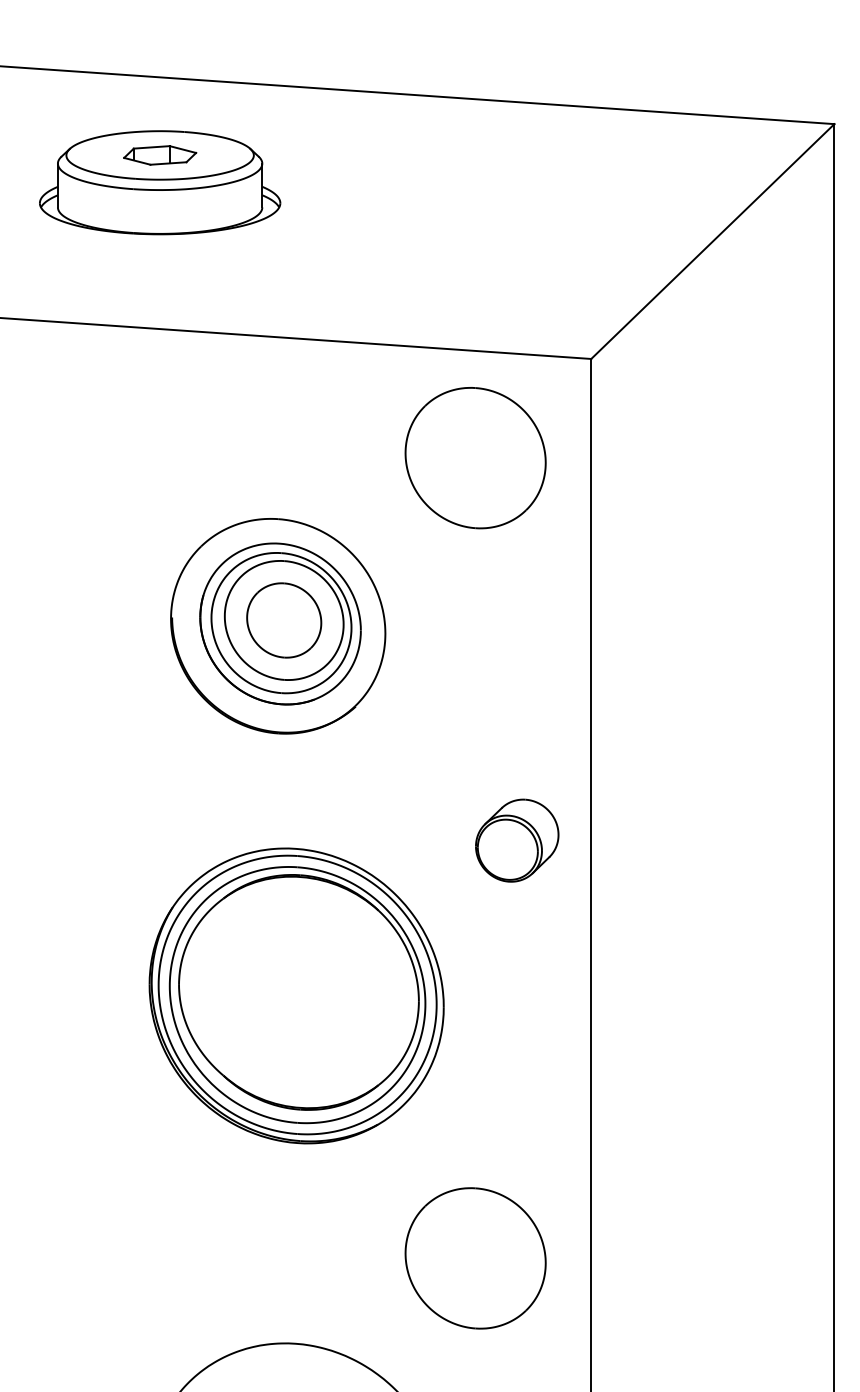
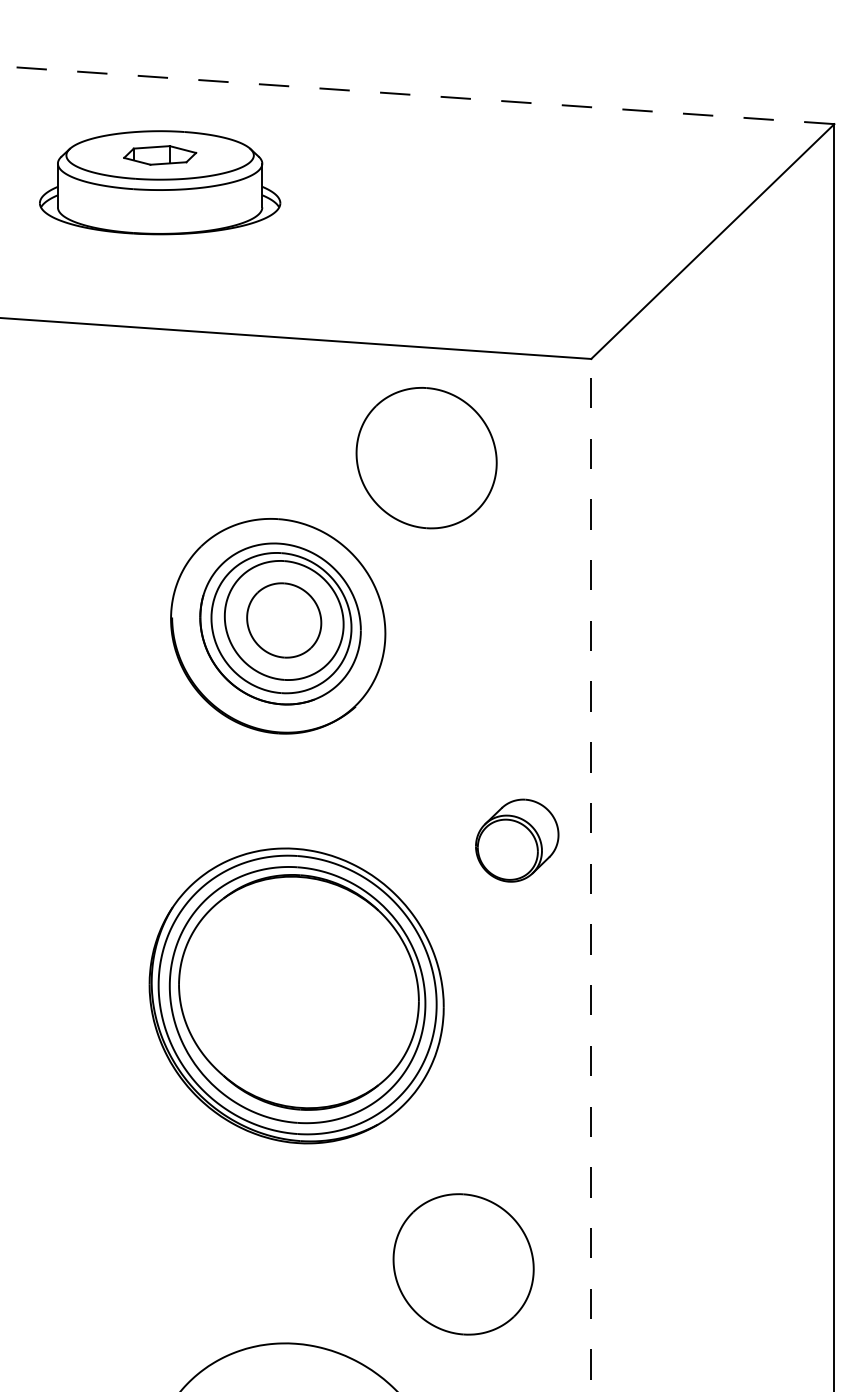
line: solid -> dashed (417, 95)
part position: (475, 458) -> (426, 458) (426, 458)
line: solid -> dashed (591, 874)
part position: (475, 1258) -> (463, 1264) (463, 1264)
